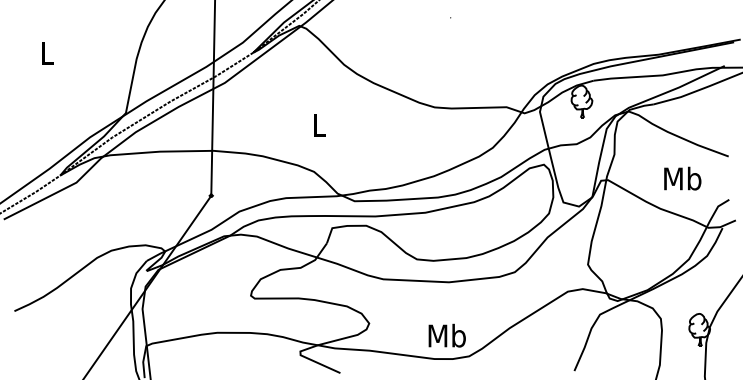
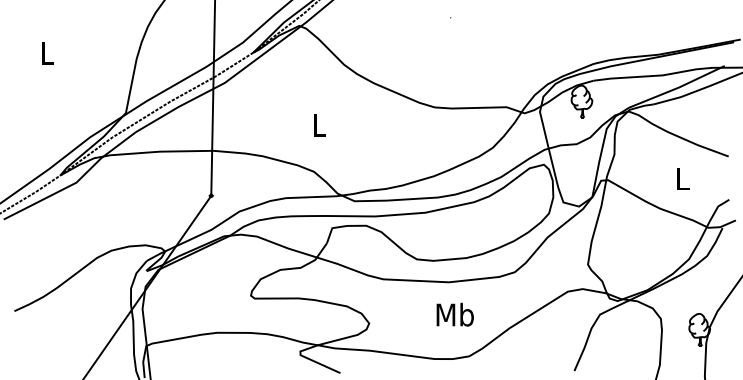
text: Mb -> L (682, 178)
text position: (446, 335) -> (454, 314) (454, 314)
